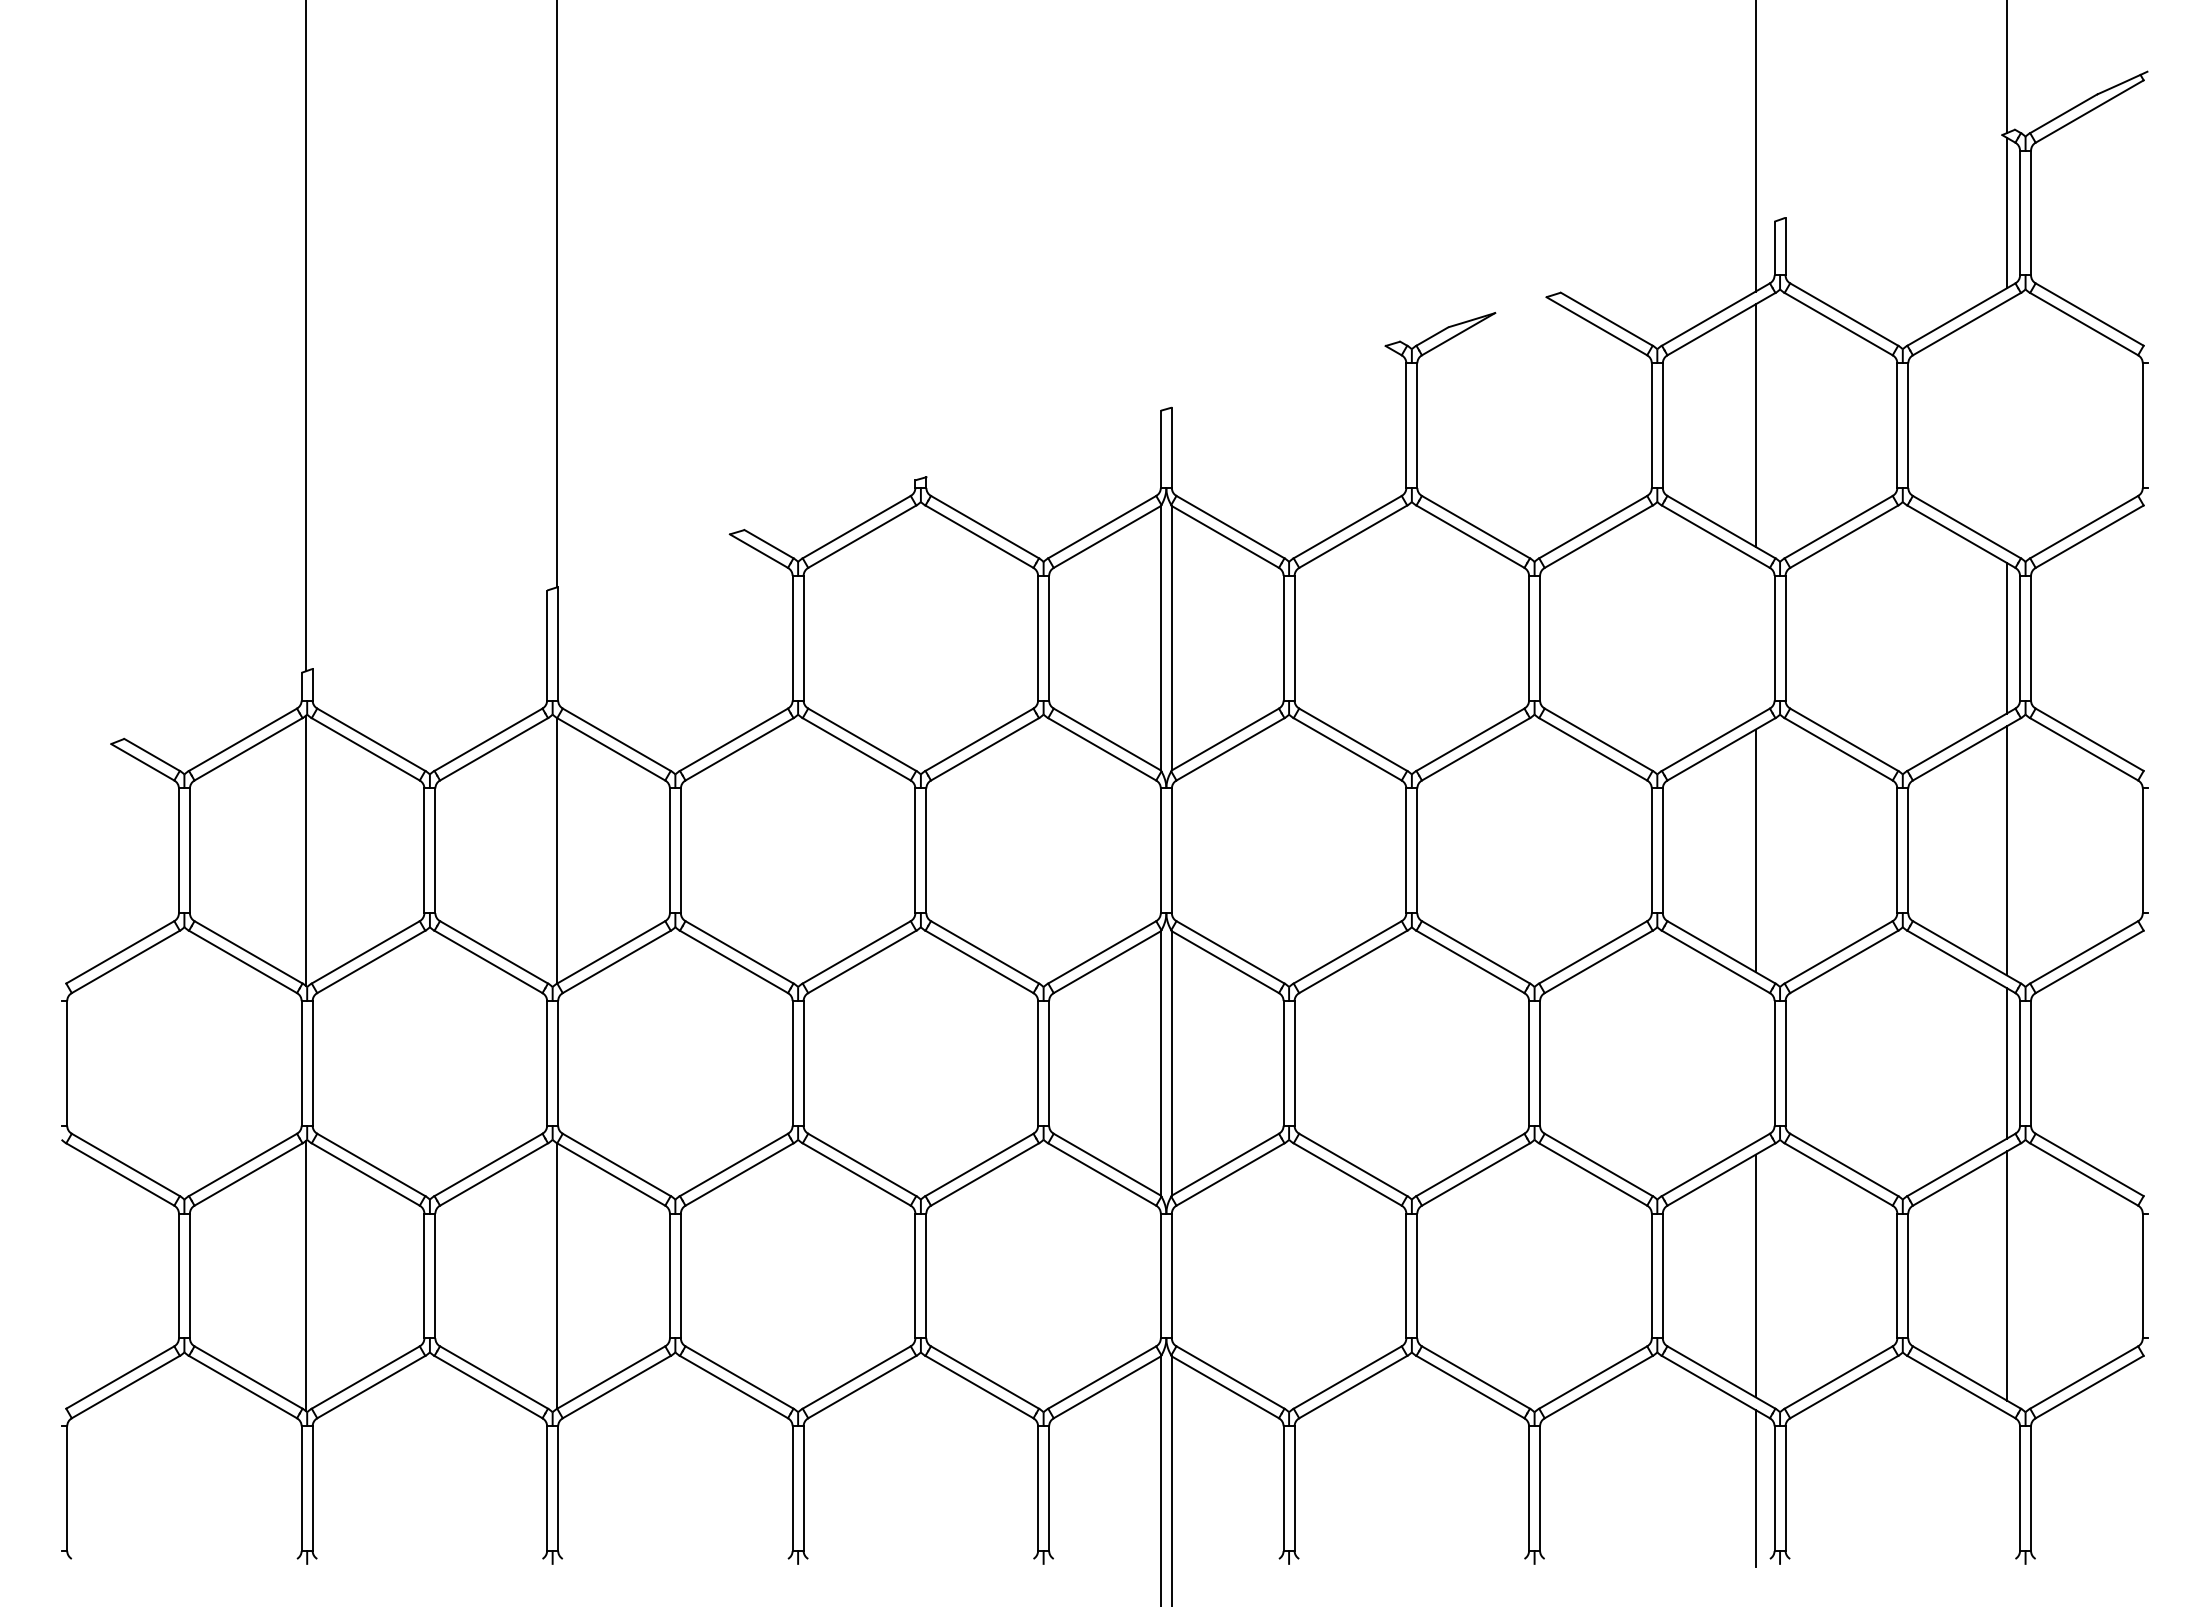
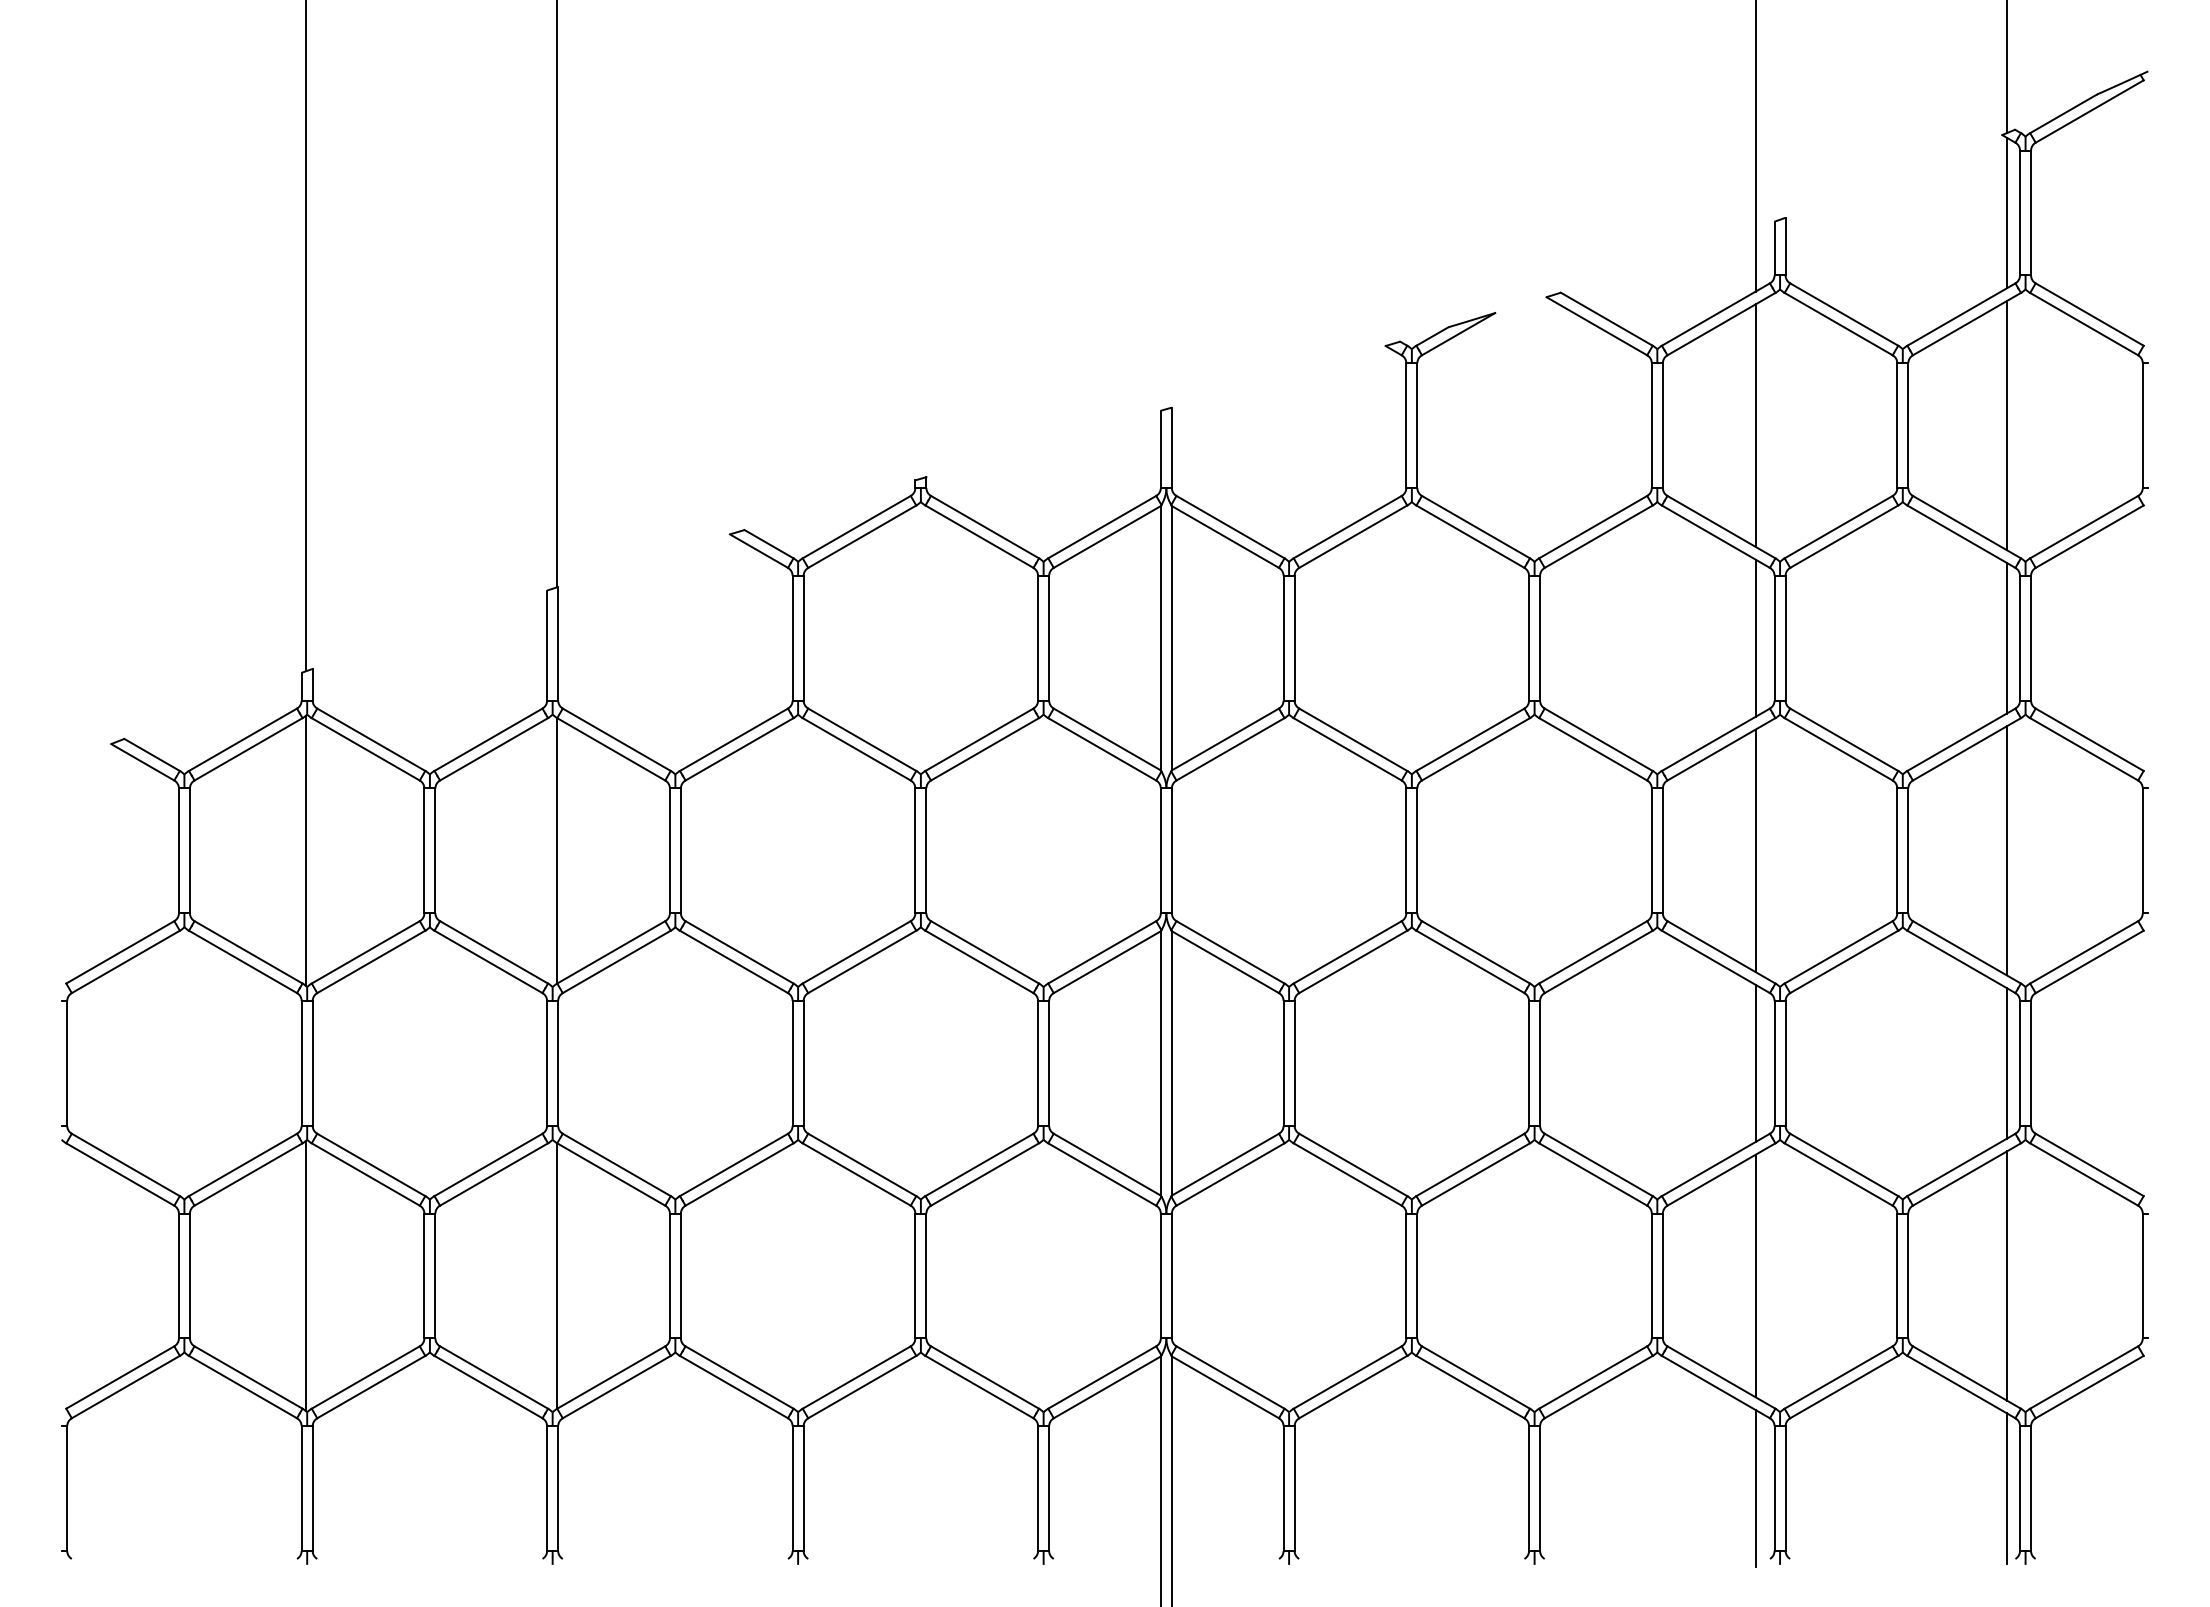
line: none -> present (2006, 425)
line: none -> present (1755, 637)
line: none -> present (1755, 1063)
line: none -> present (2006, 1488)
